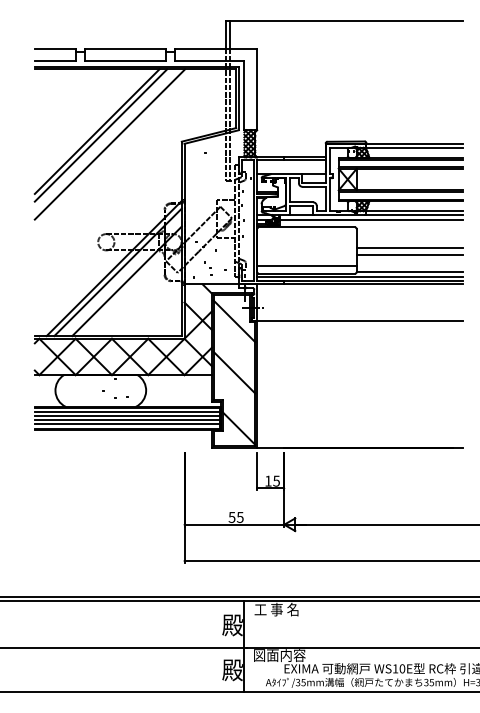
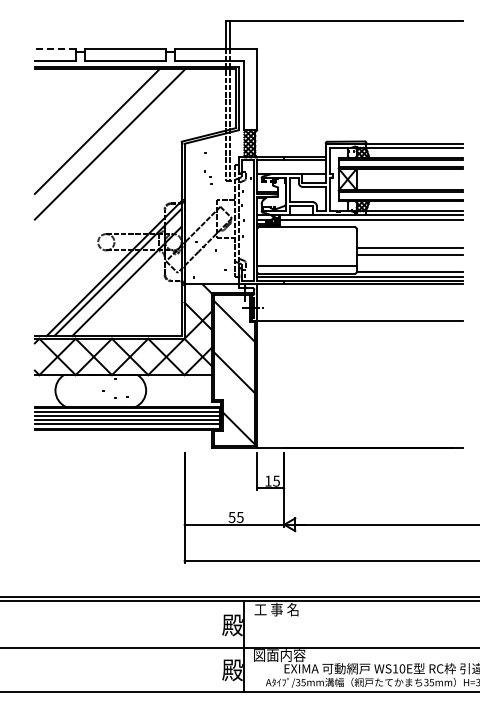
line: solid -> dashed (54, 48)
line: present -> none (100, 135)
part position: (208, 268) -> (208, 177) (208, 177)
